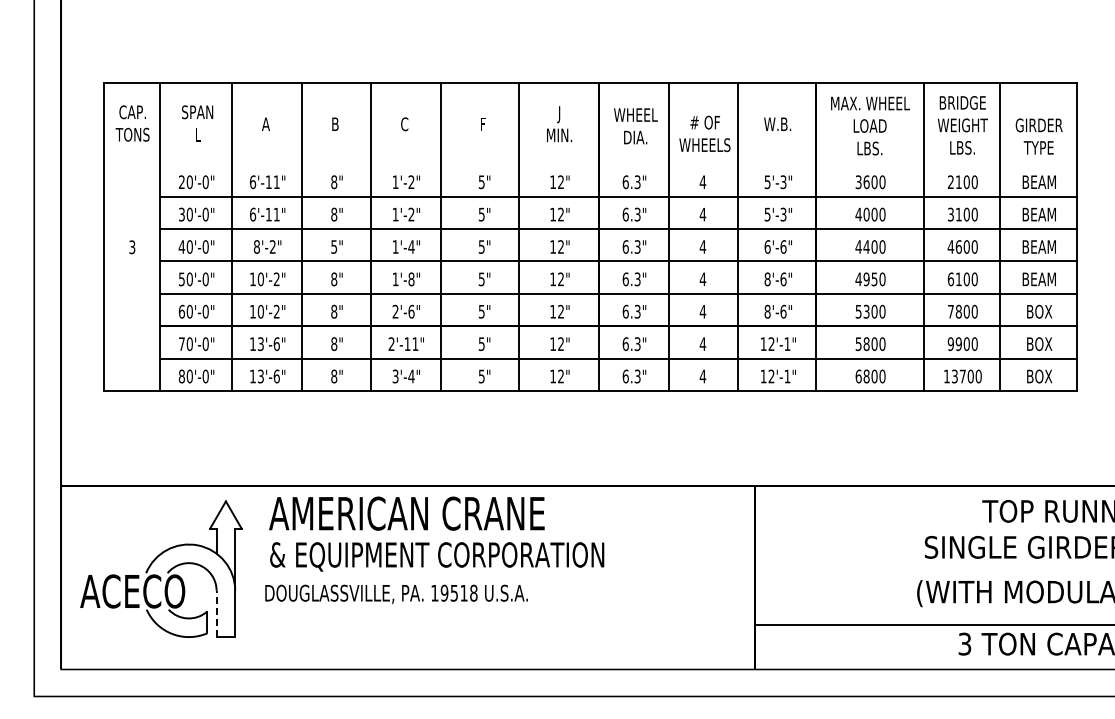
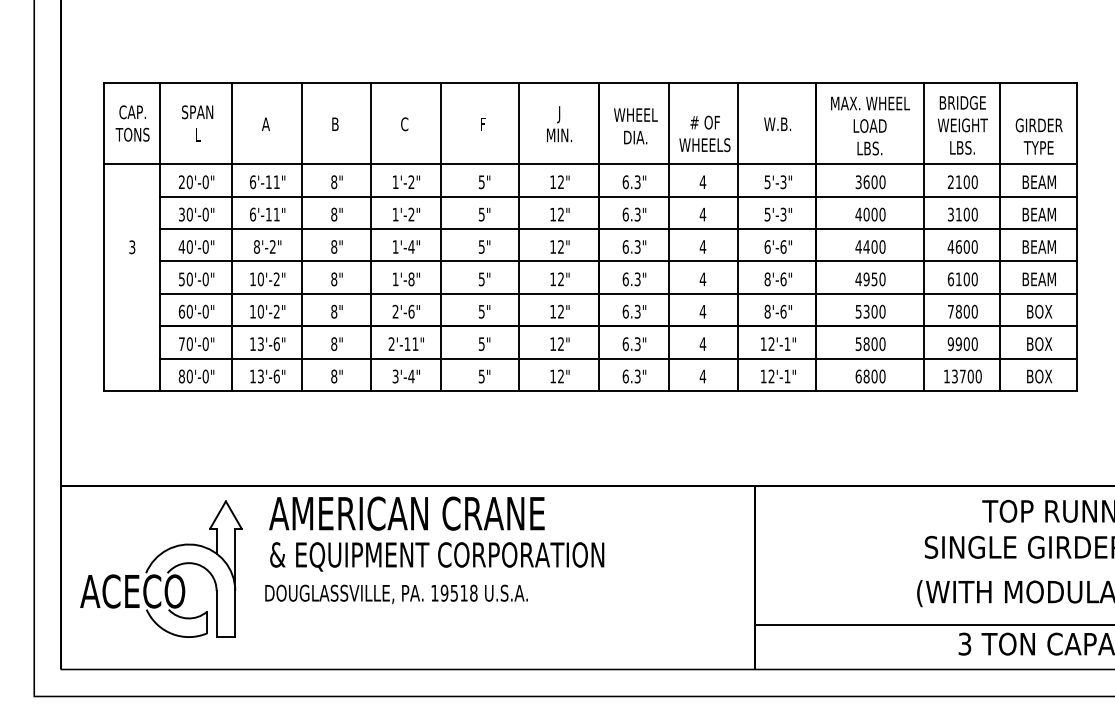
line: none -> present (589, 164)
text: 5" -> 8" (334, 246)
line: dashed -> solid (216, 613)
